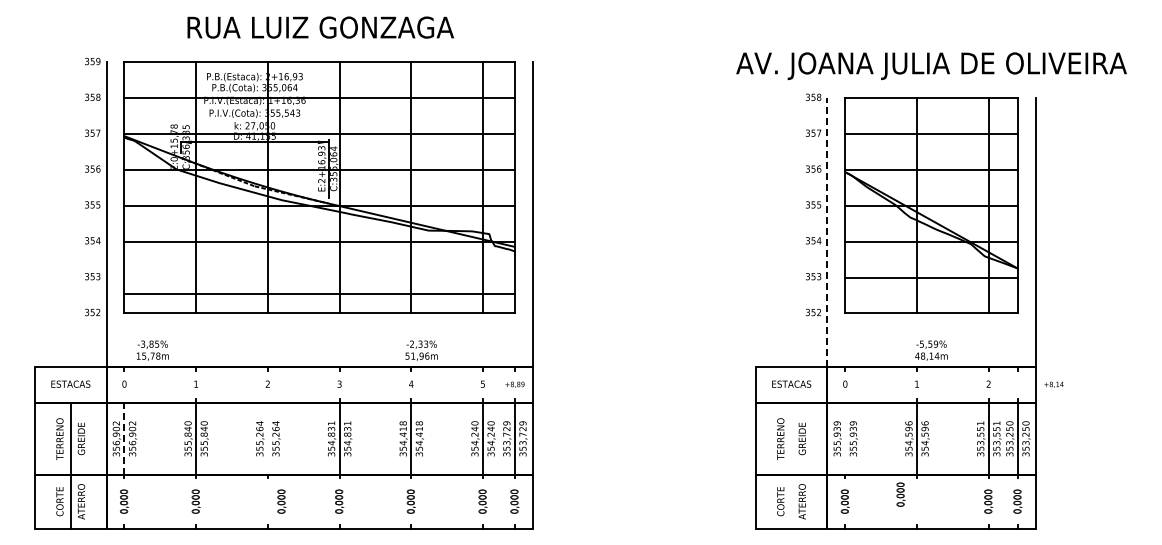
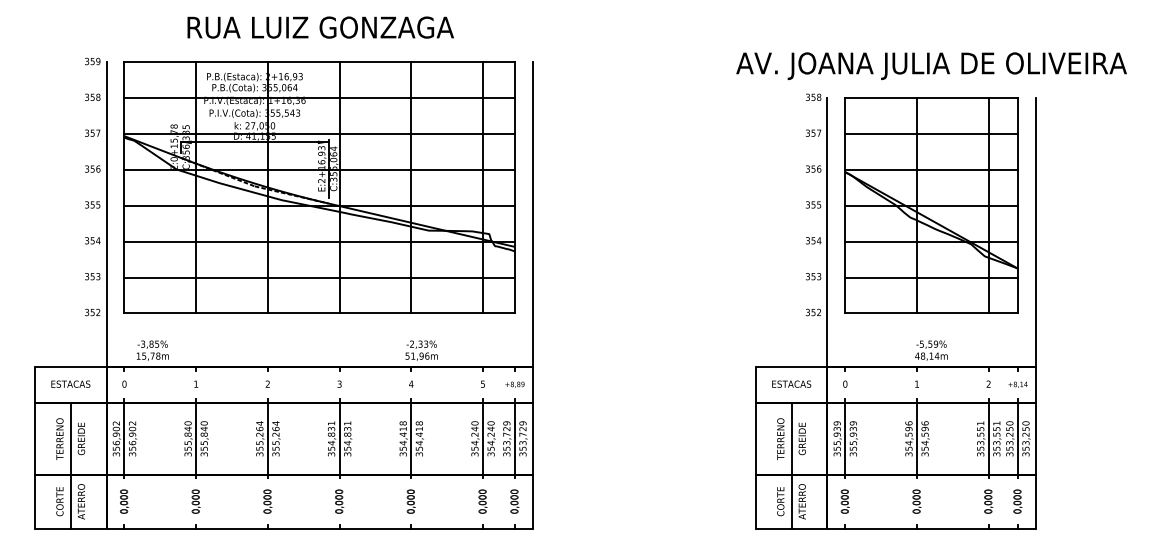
line: dashed -> solid (827, 232)
line position: (319, 293) -> (319, 277) (319, 277)
text position: (1053, 384) -> (1017, 384) (1017, 384)
line: none -> present (267, 436)
line: none -> present (845, 436)
line: dashed -> solid (124, 437)
line: none -> present (791, 465)
text position: (900, 494) -> (916, 501) (916, 501)
text position: (281, 501) -> (267, 501) (267, 501)
